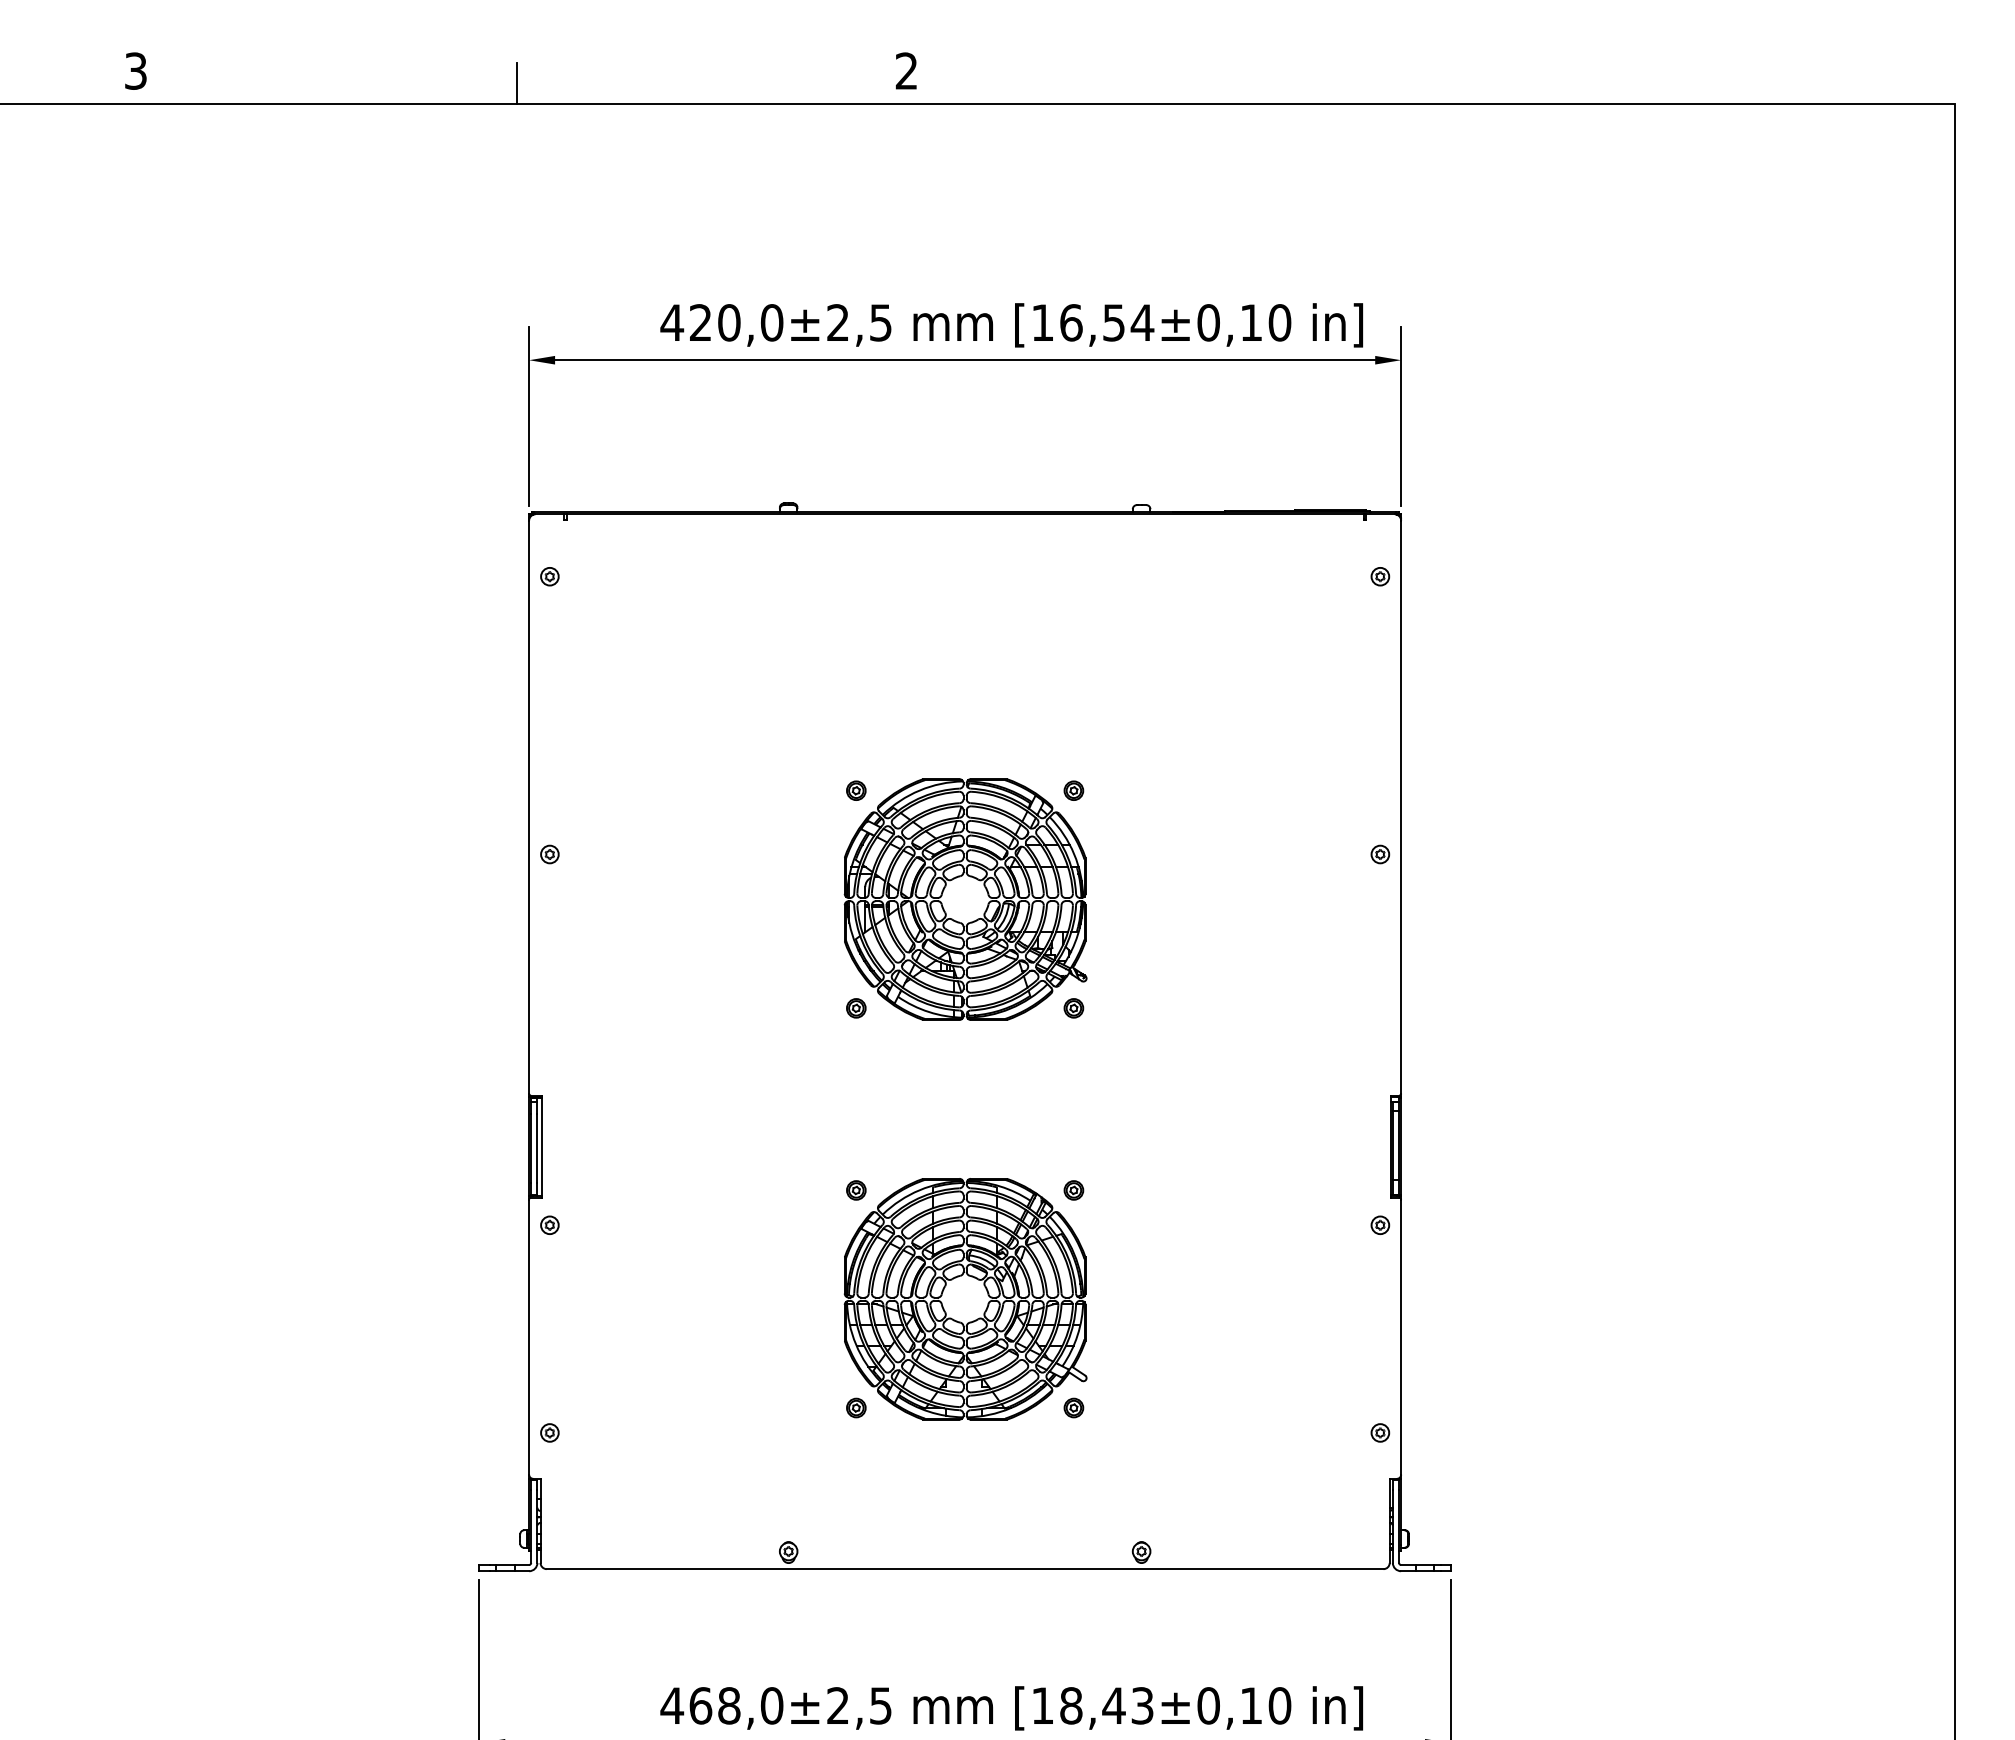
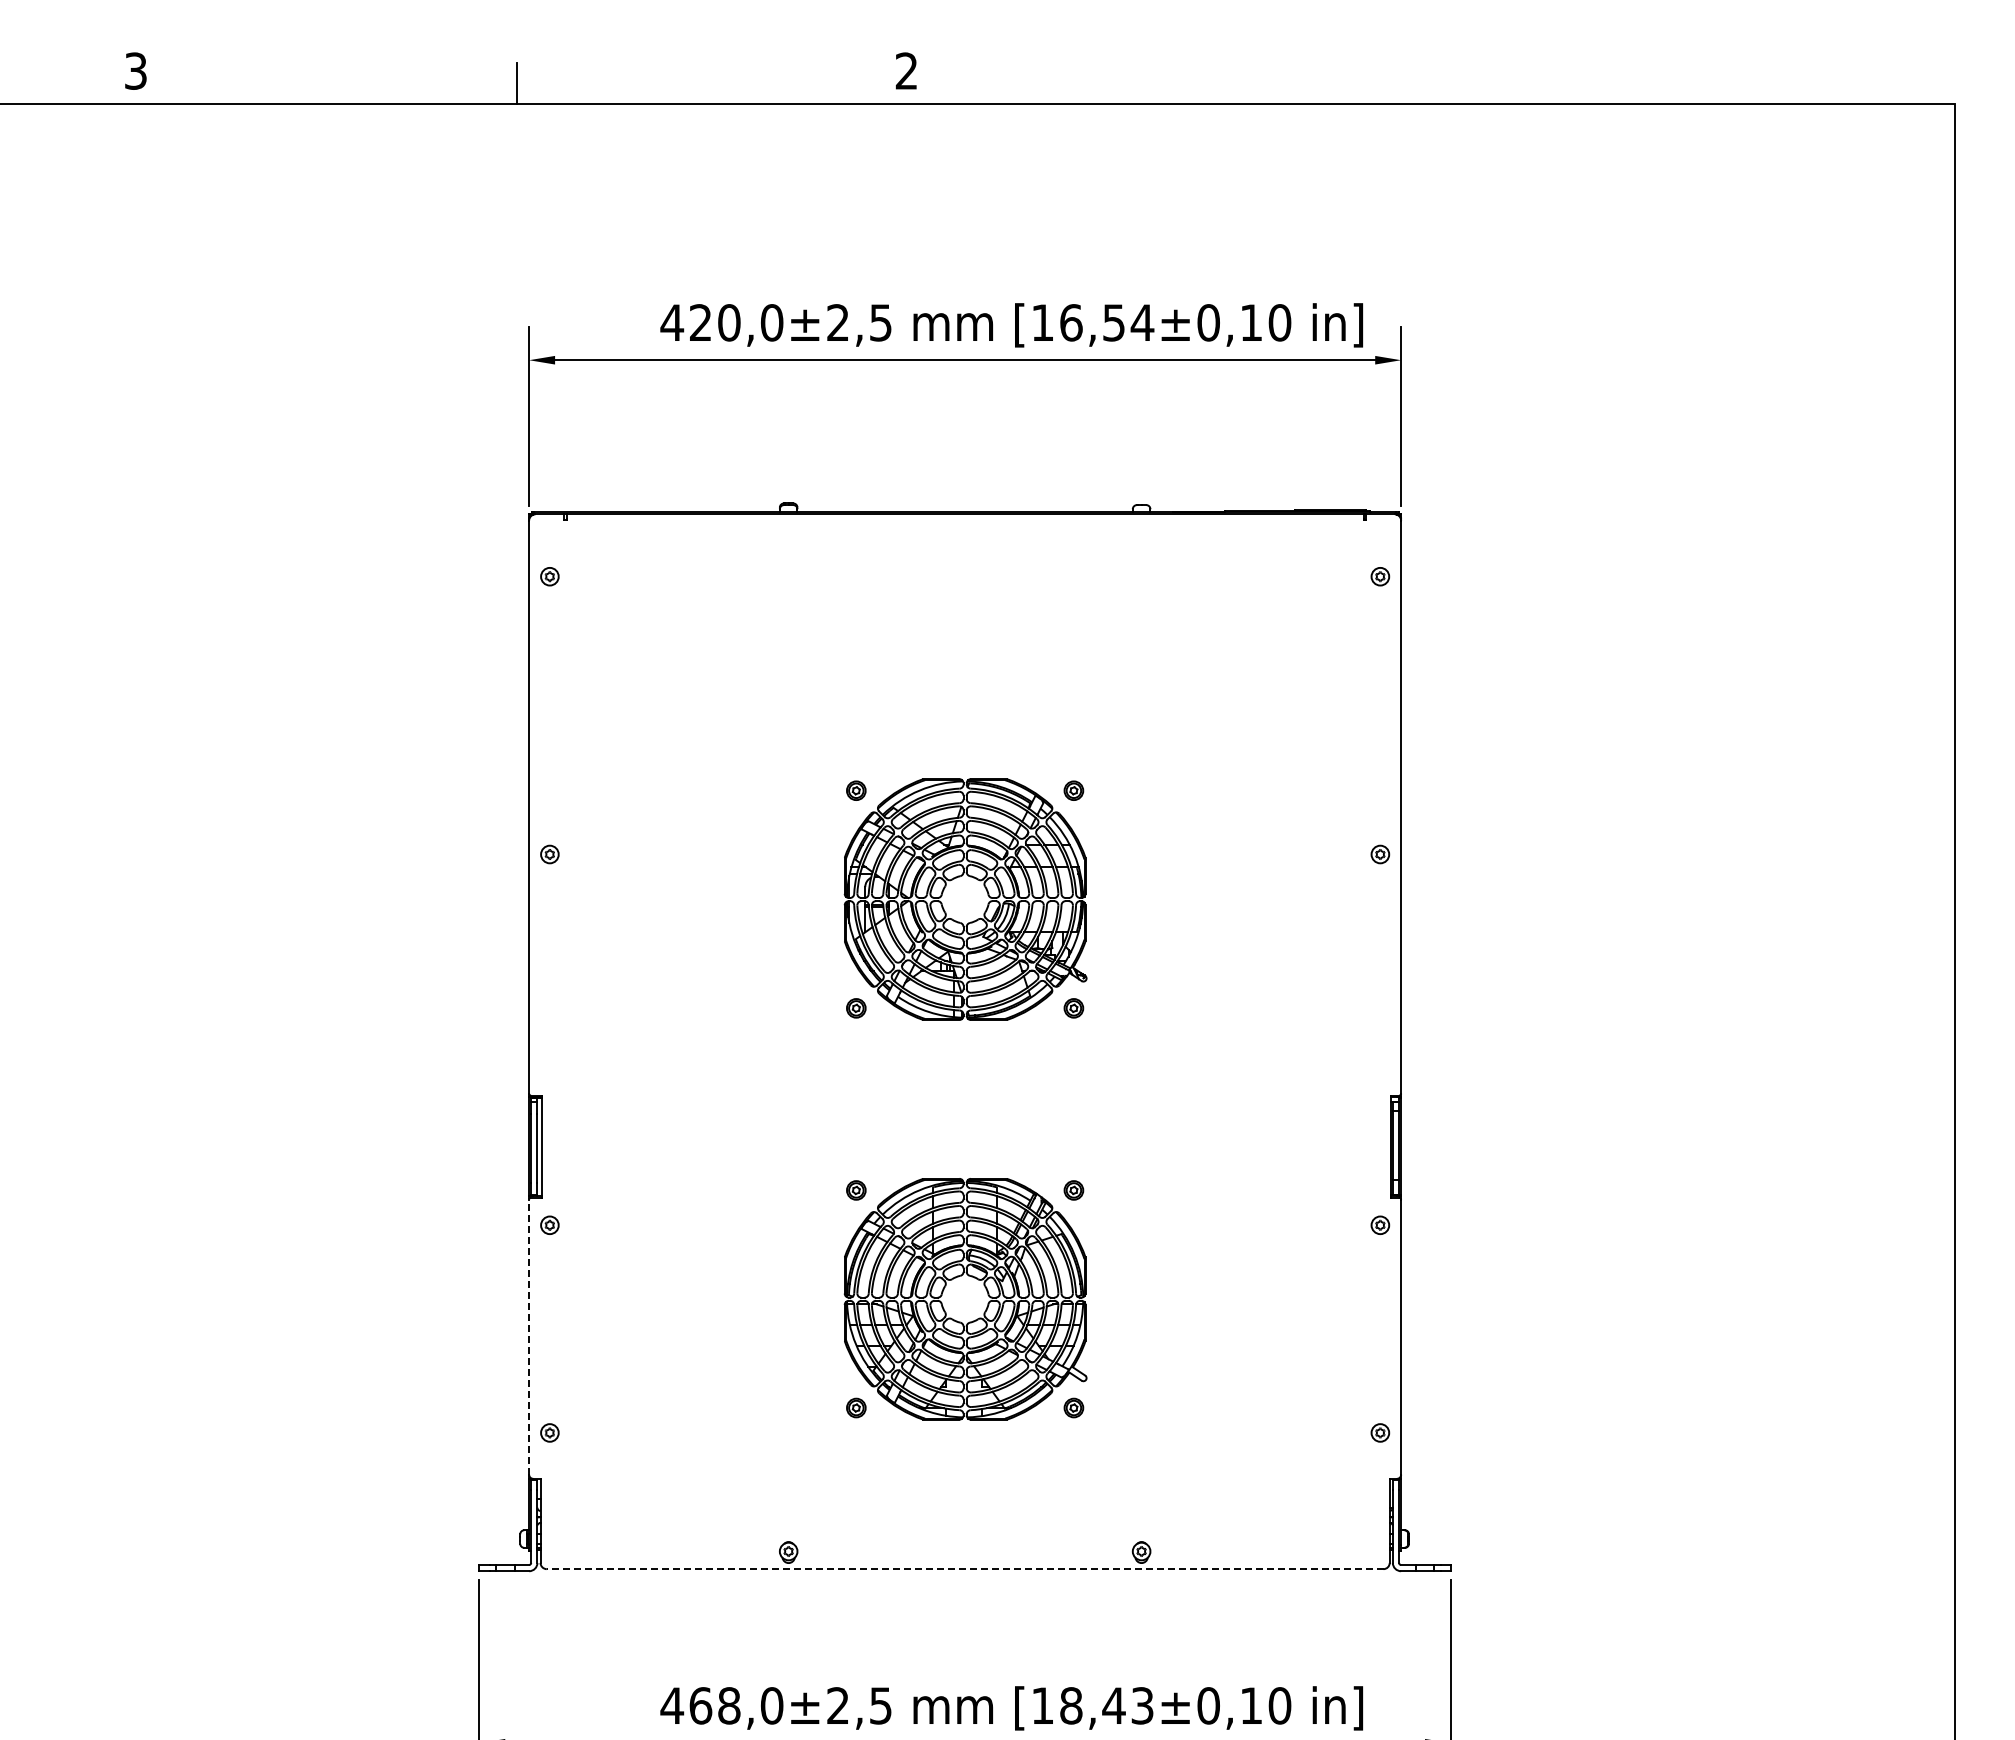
line: solid -> dashed (529, 1337)
line: solid -> dashed (964, 1569)
